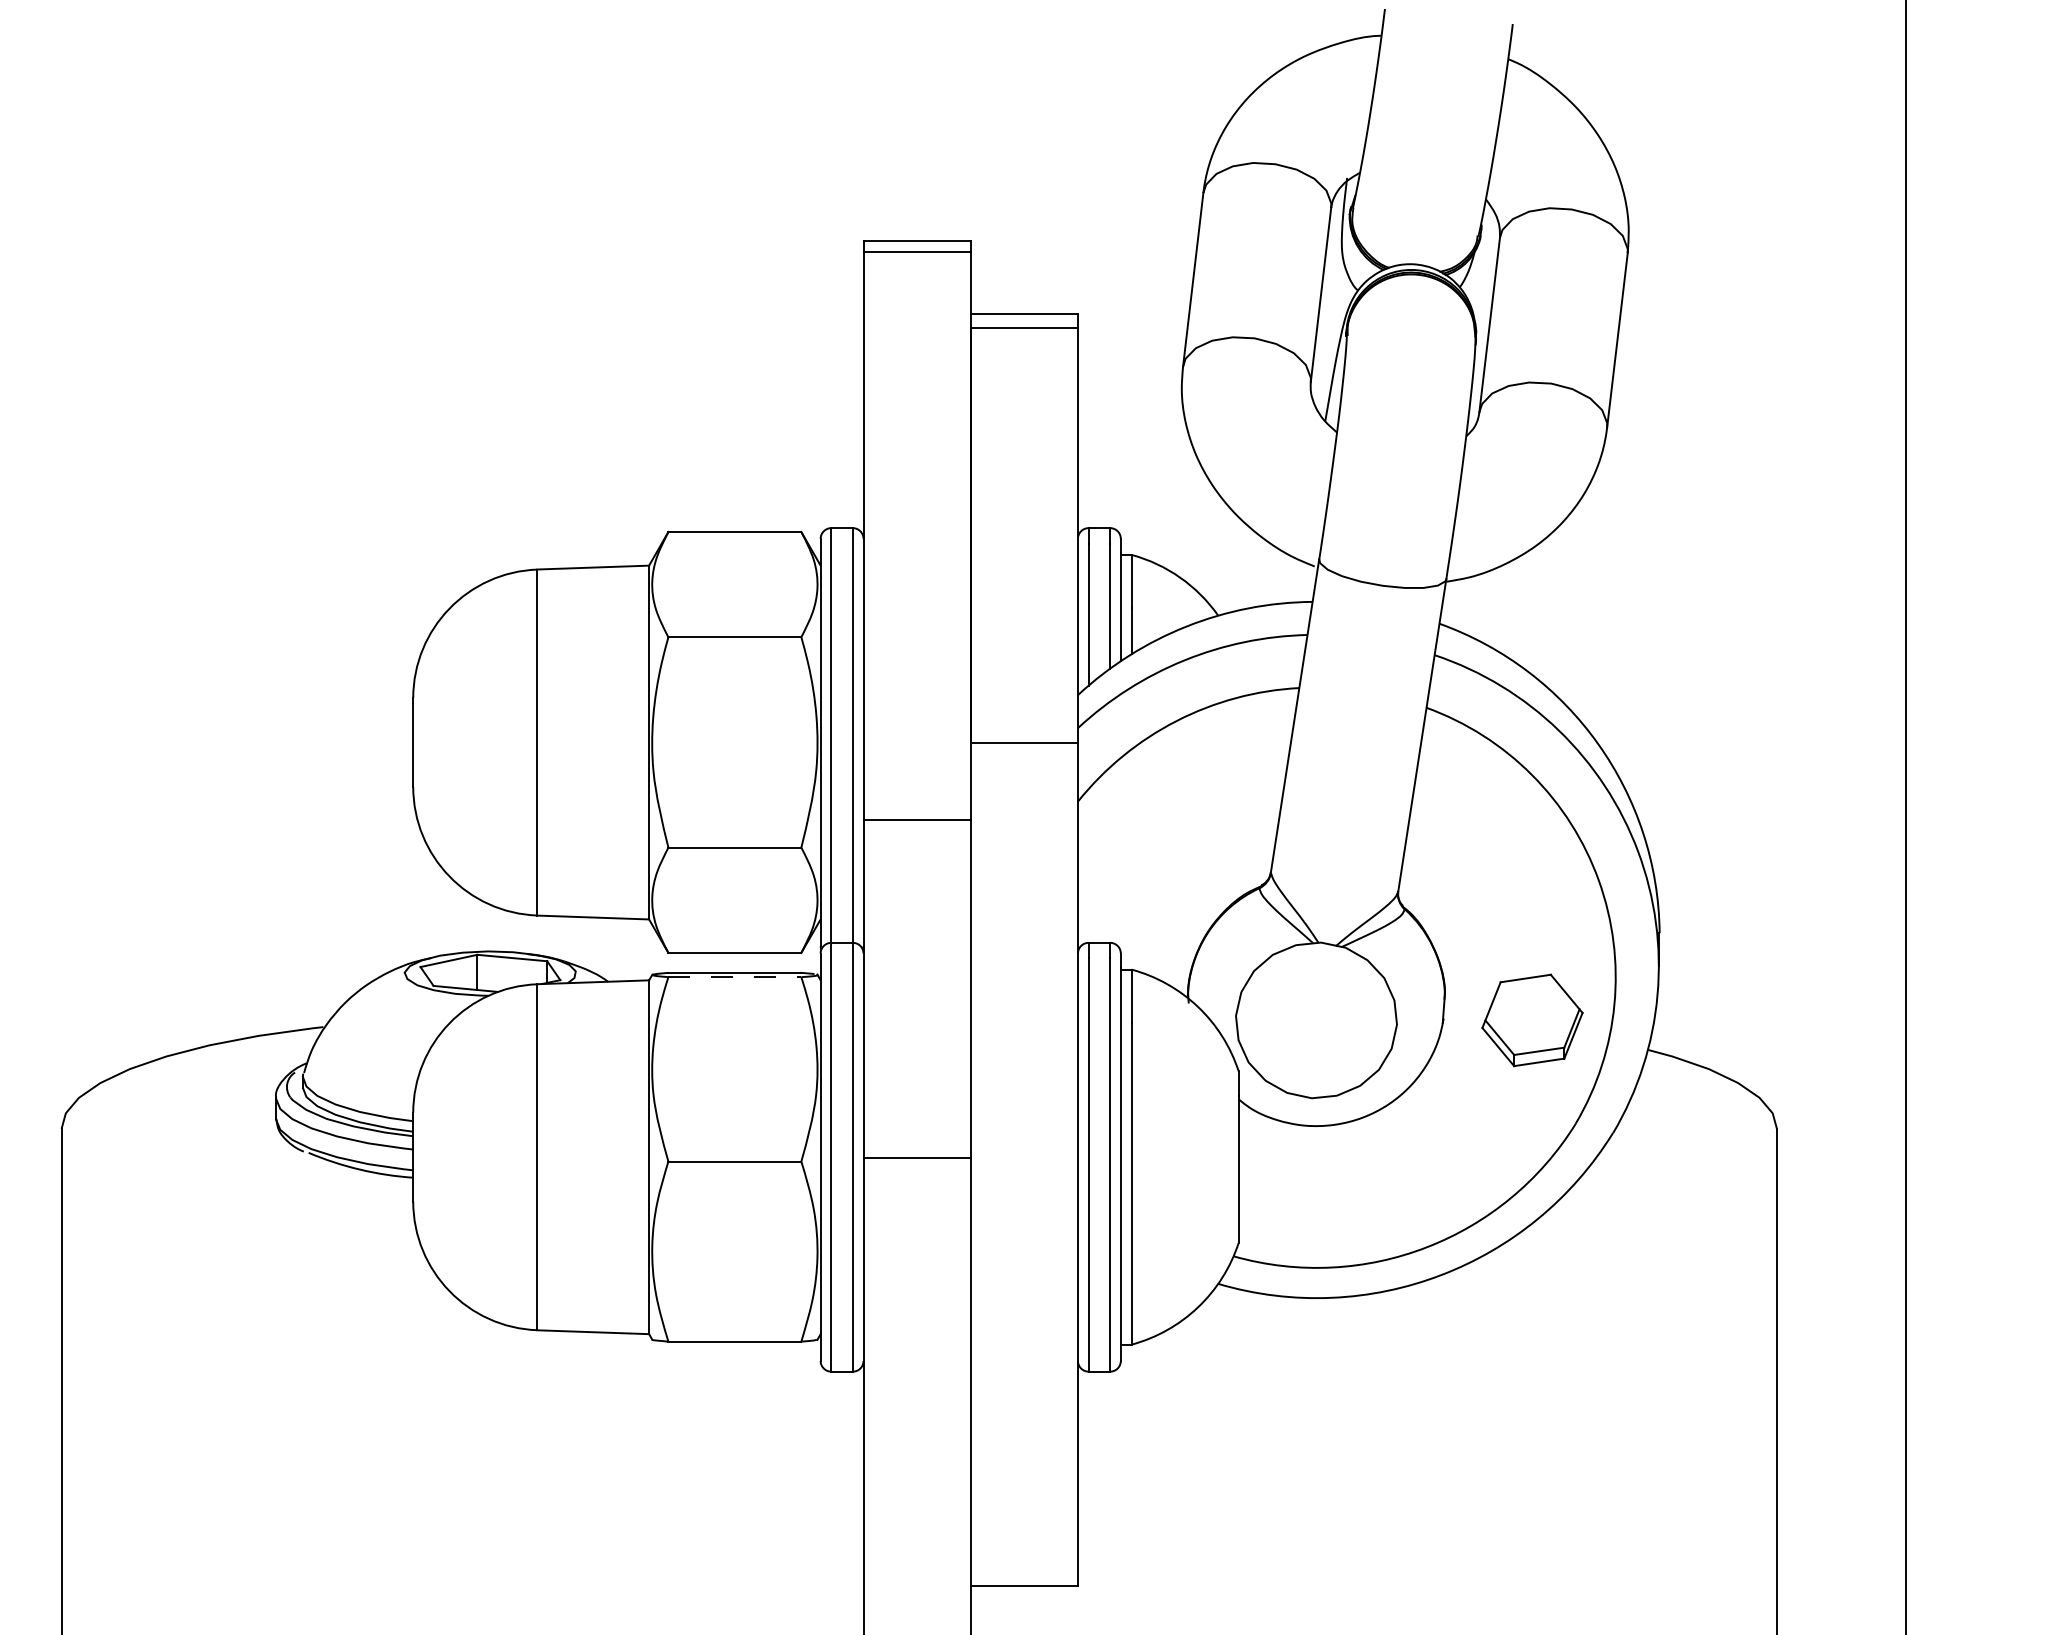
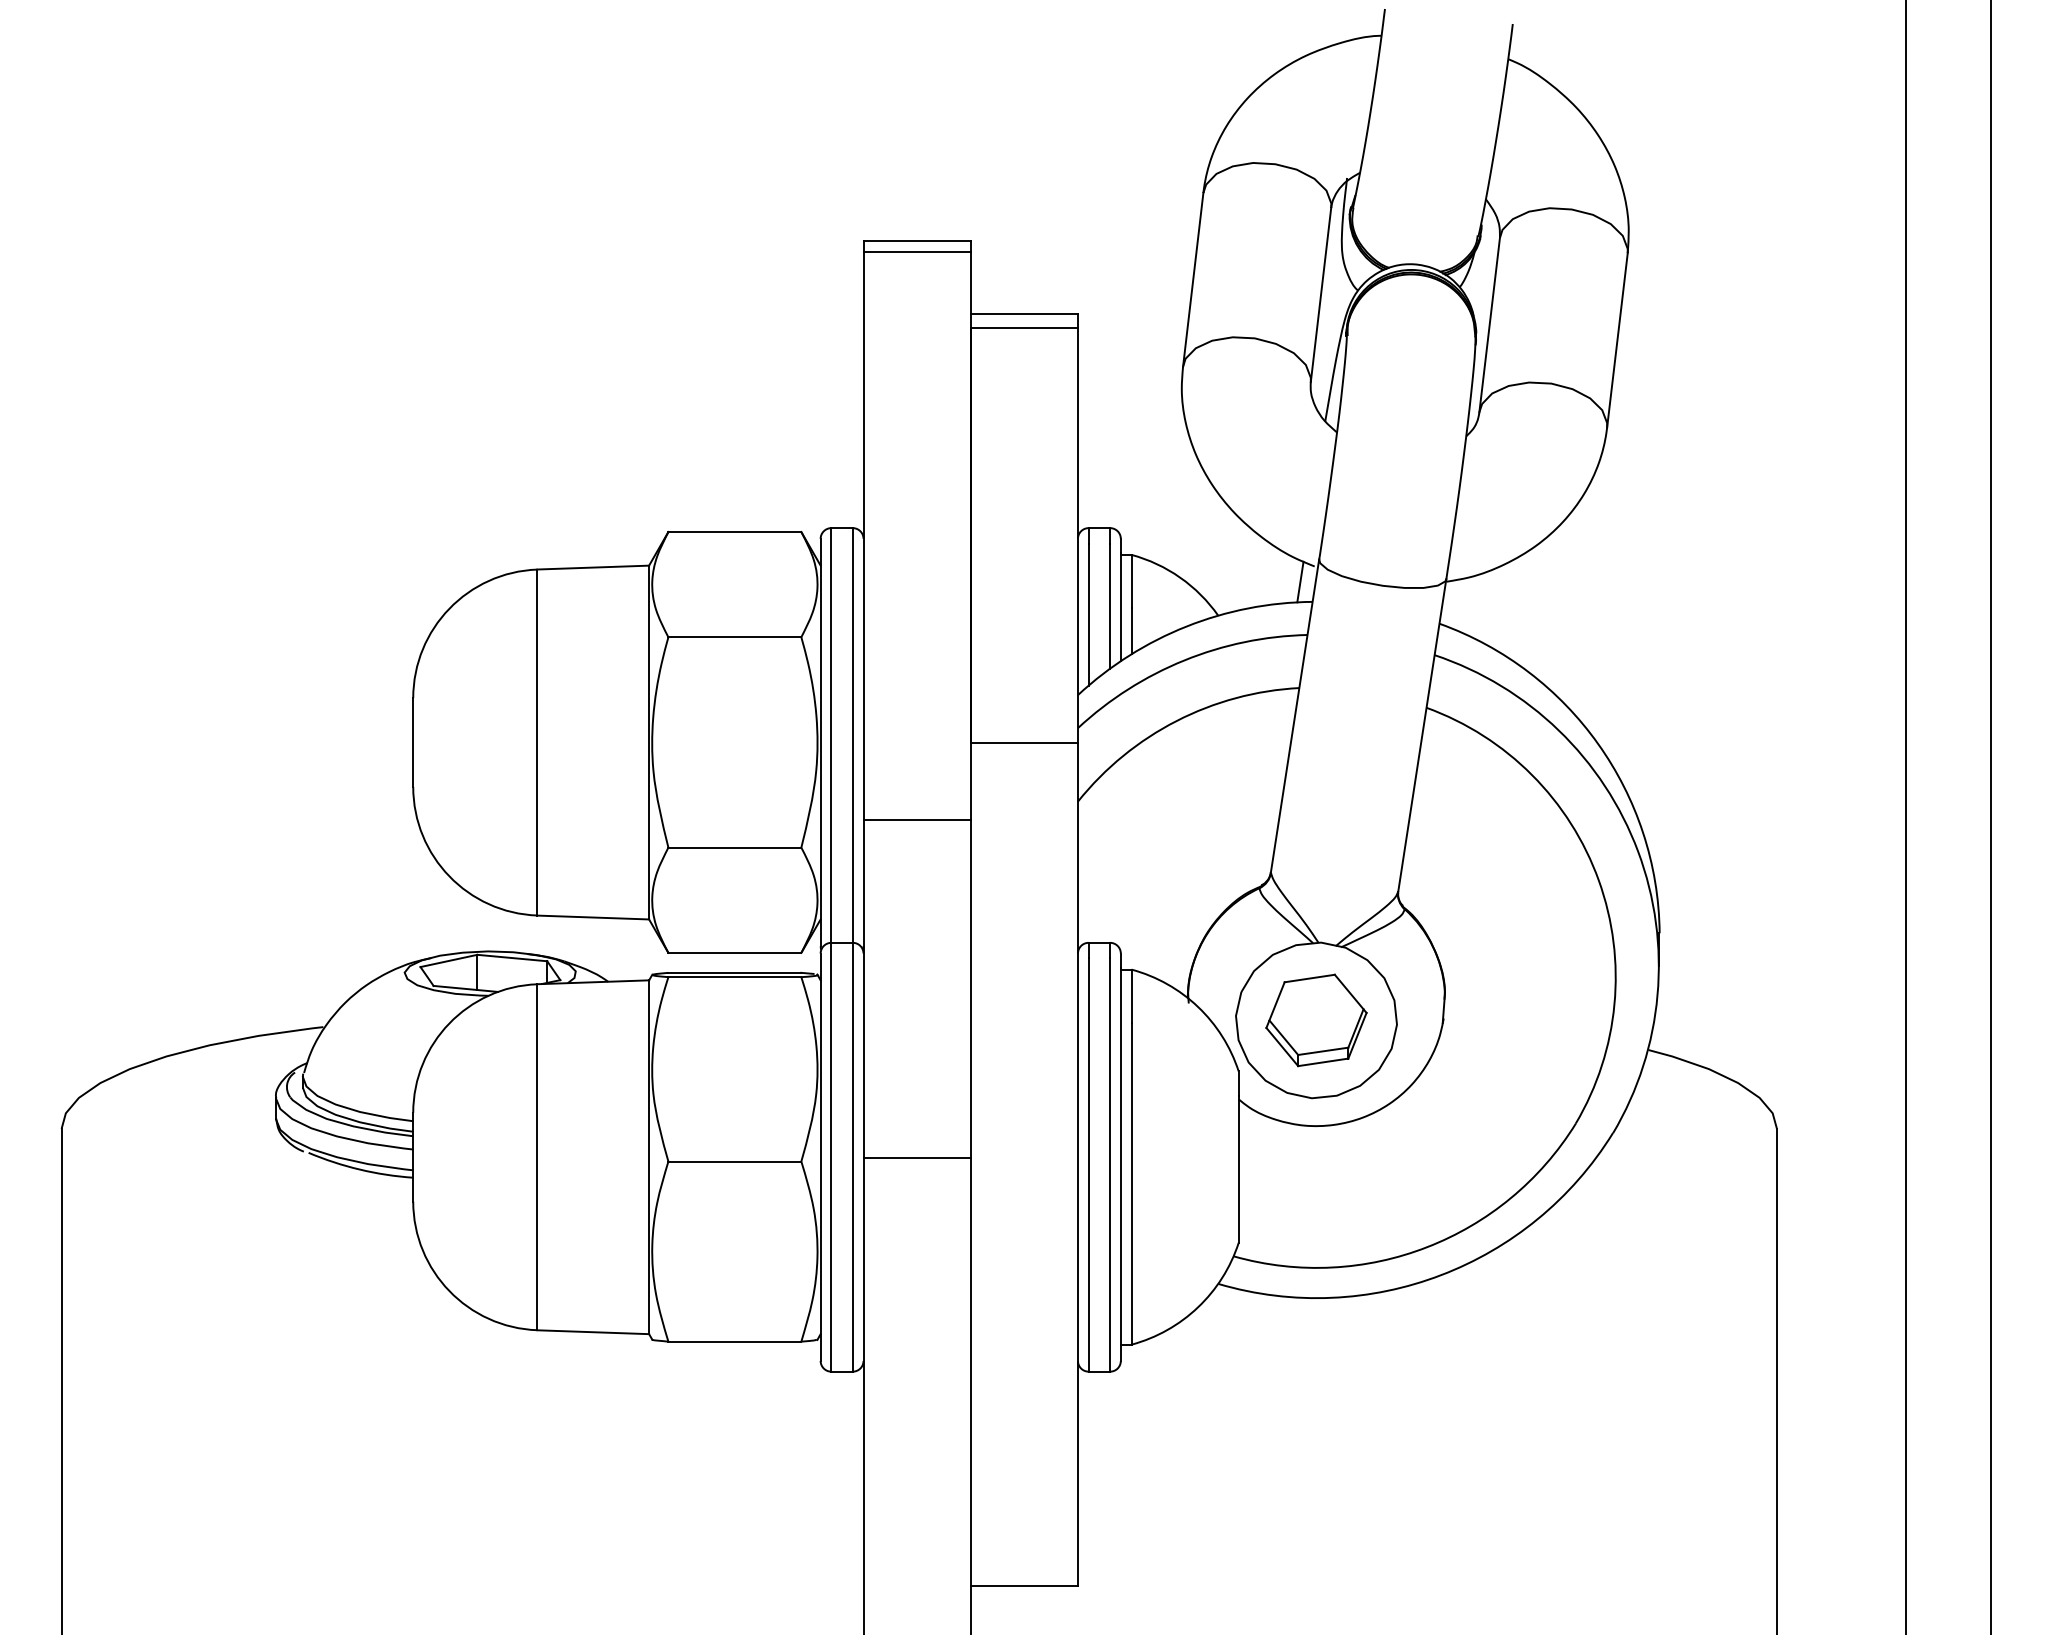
line: none -> present (1300, 581)
line: none -> present (1991, 816)
line: dashed -> solid (735, 977)
part position: (1532, 1020) -> (1316, 1020) (1316, 1020)
